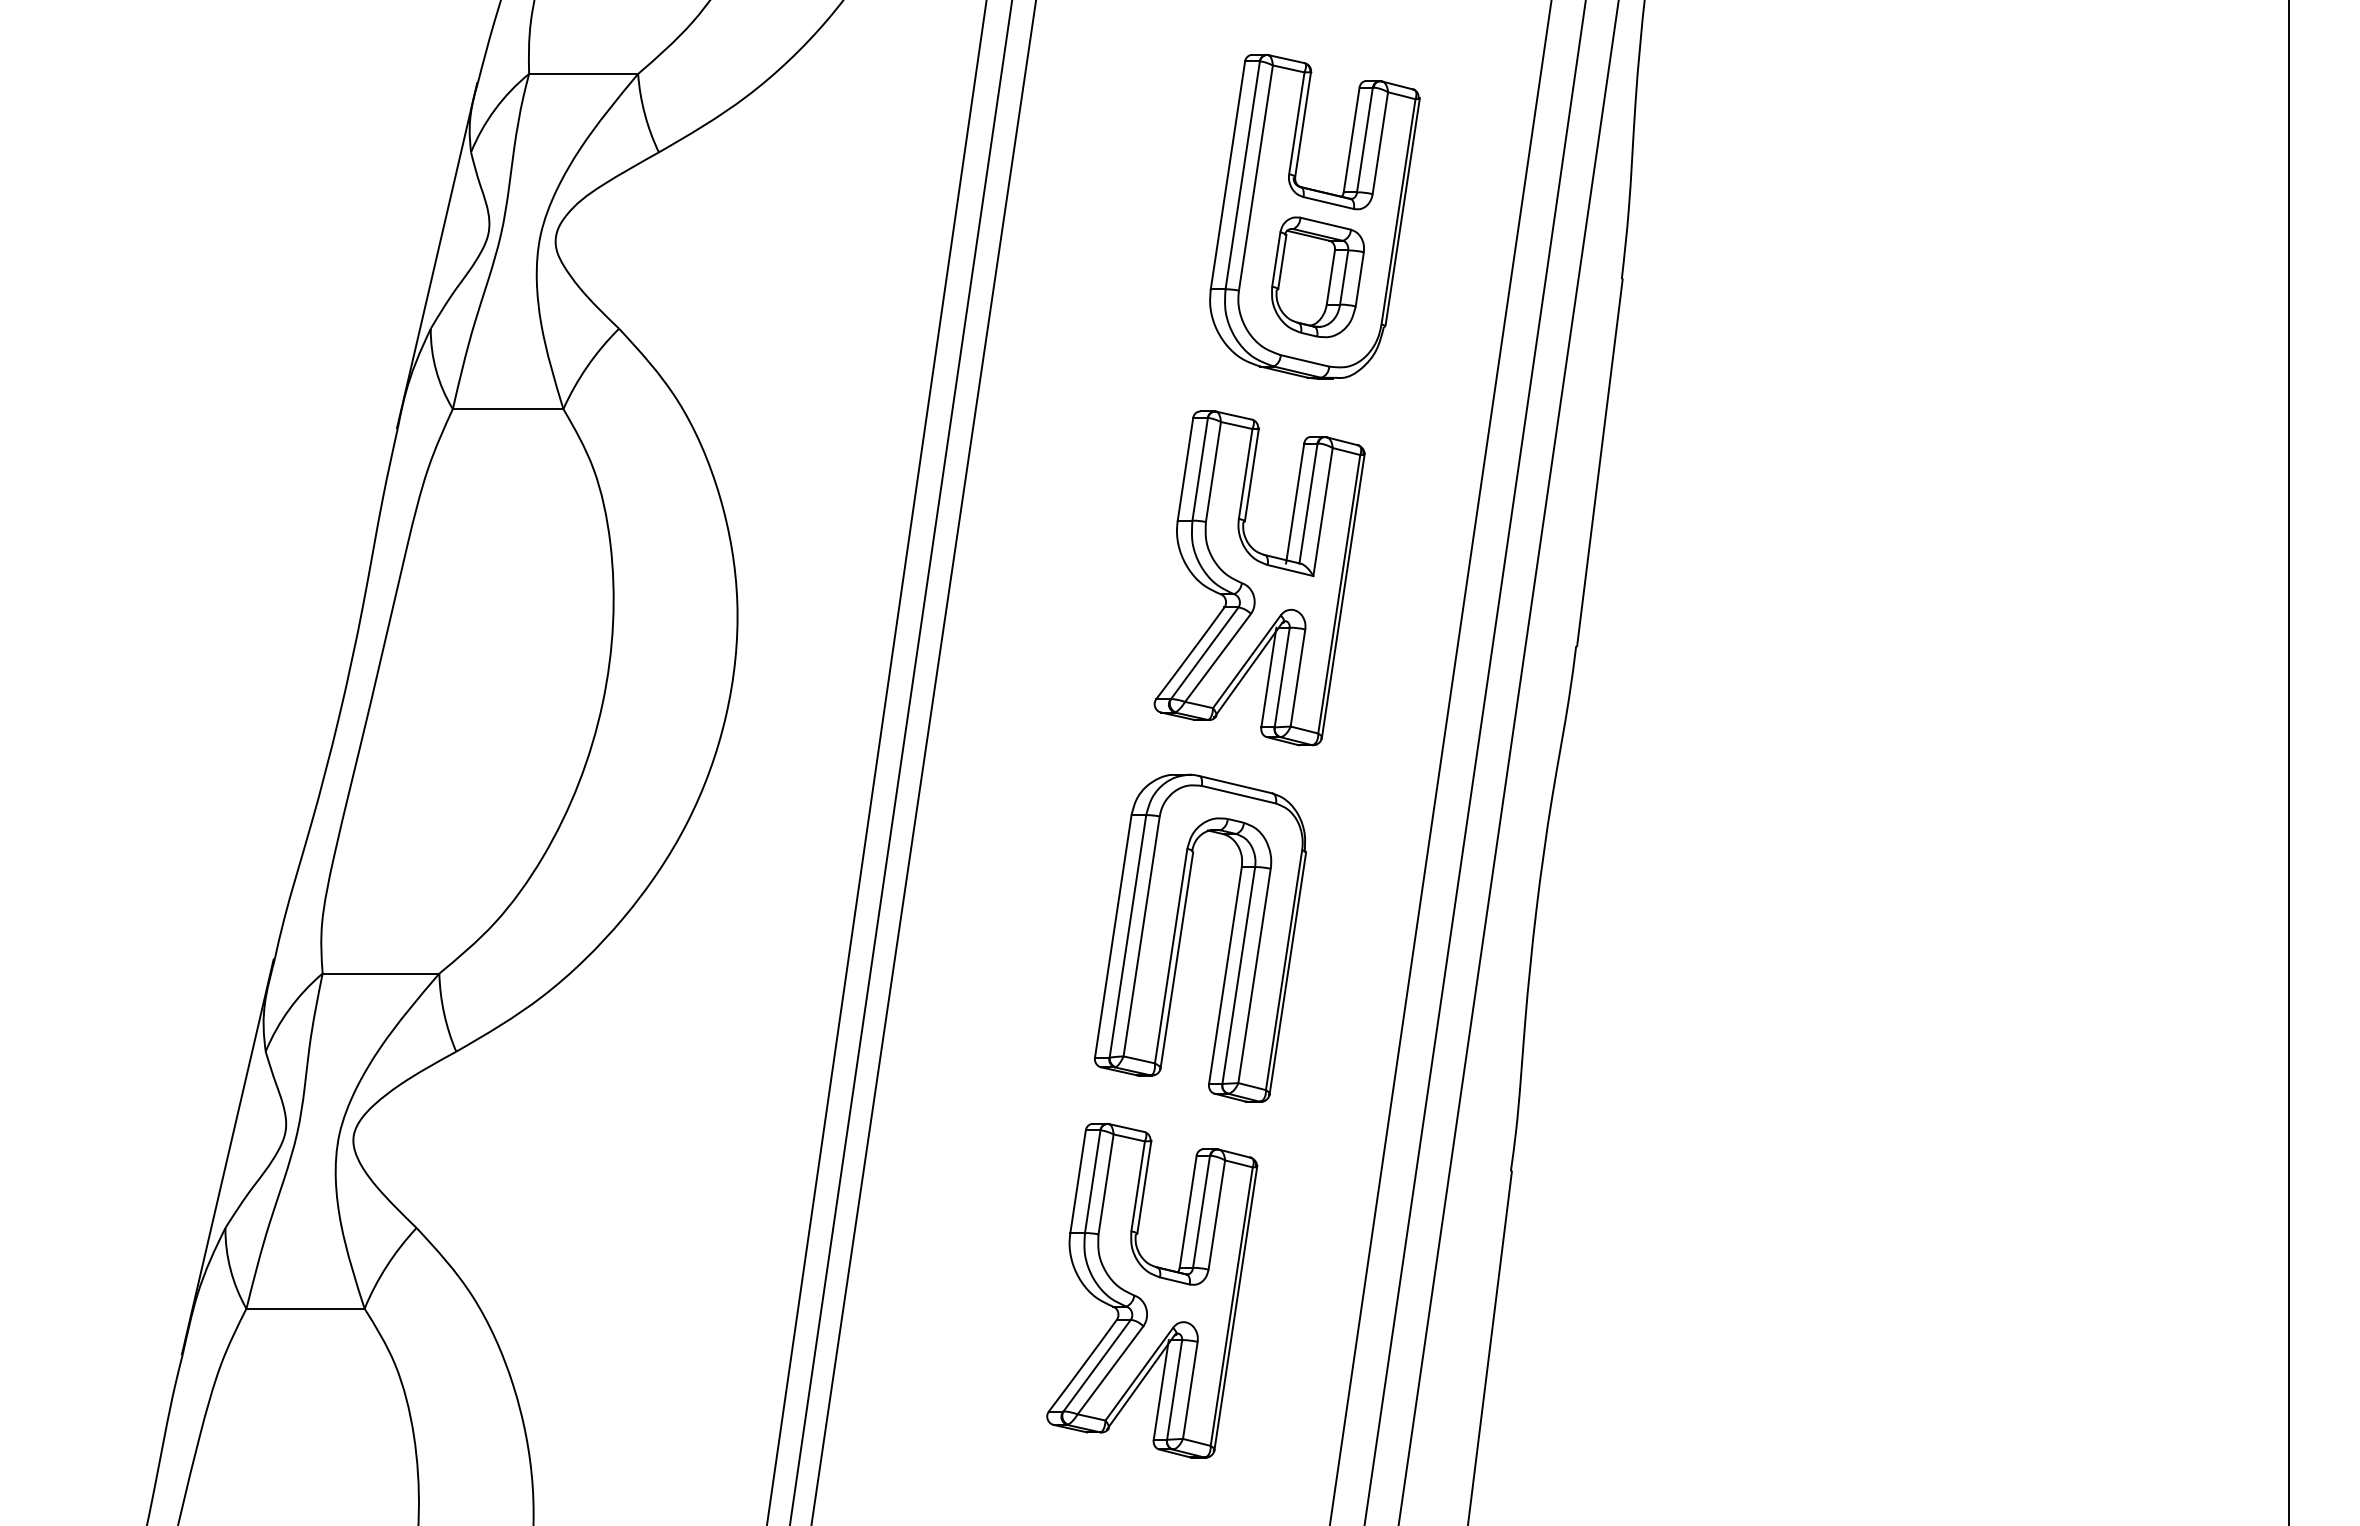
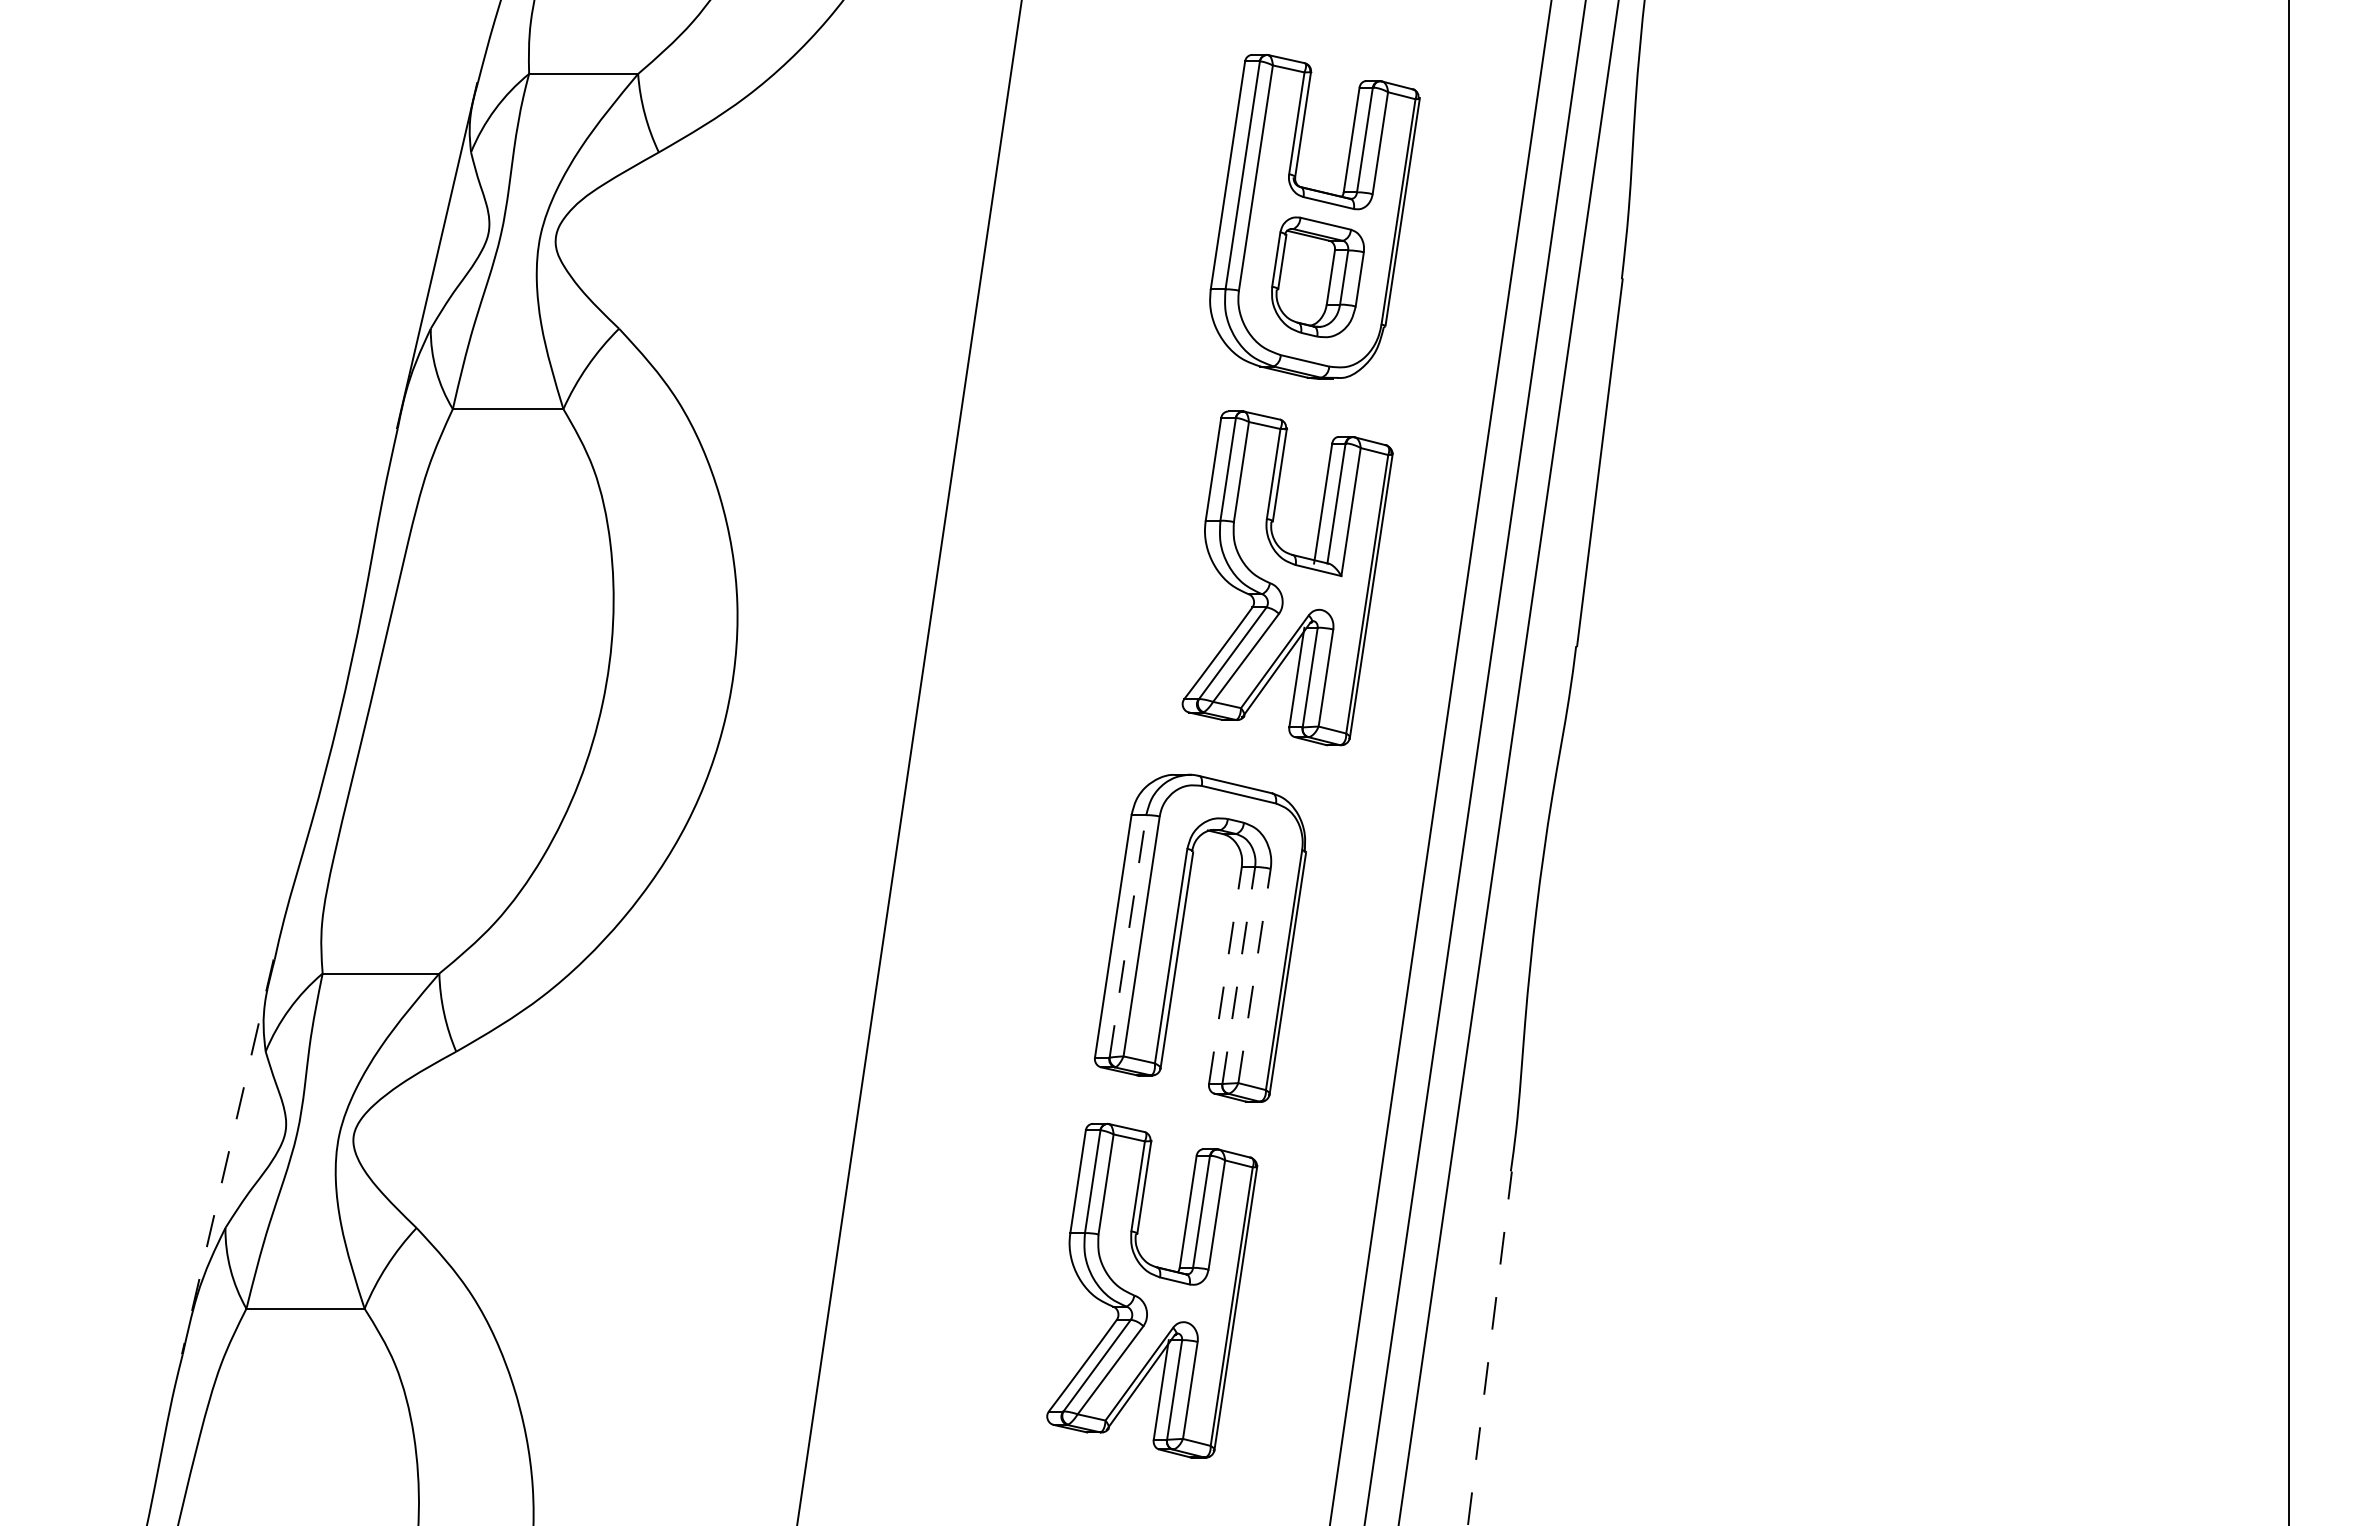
part position: (1259, 578) -> (1287, 578) (1287, 578)
line: present -> none (876, 762)
line: present -> none (900, 762)
line position: (923, 762) -> (909, 762) (909, 762)
line: solid -> dashed (1127, 936)
line: solid -> dashed (1225, 975)
line: solid -> dashed (1238, 975)
line: solid -> dashed (1254, 975)
line: solid -> dashed (227, 1156)
line: solid -> dashed (1489, 1348)
